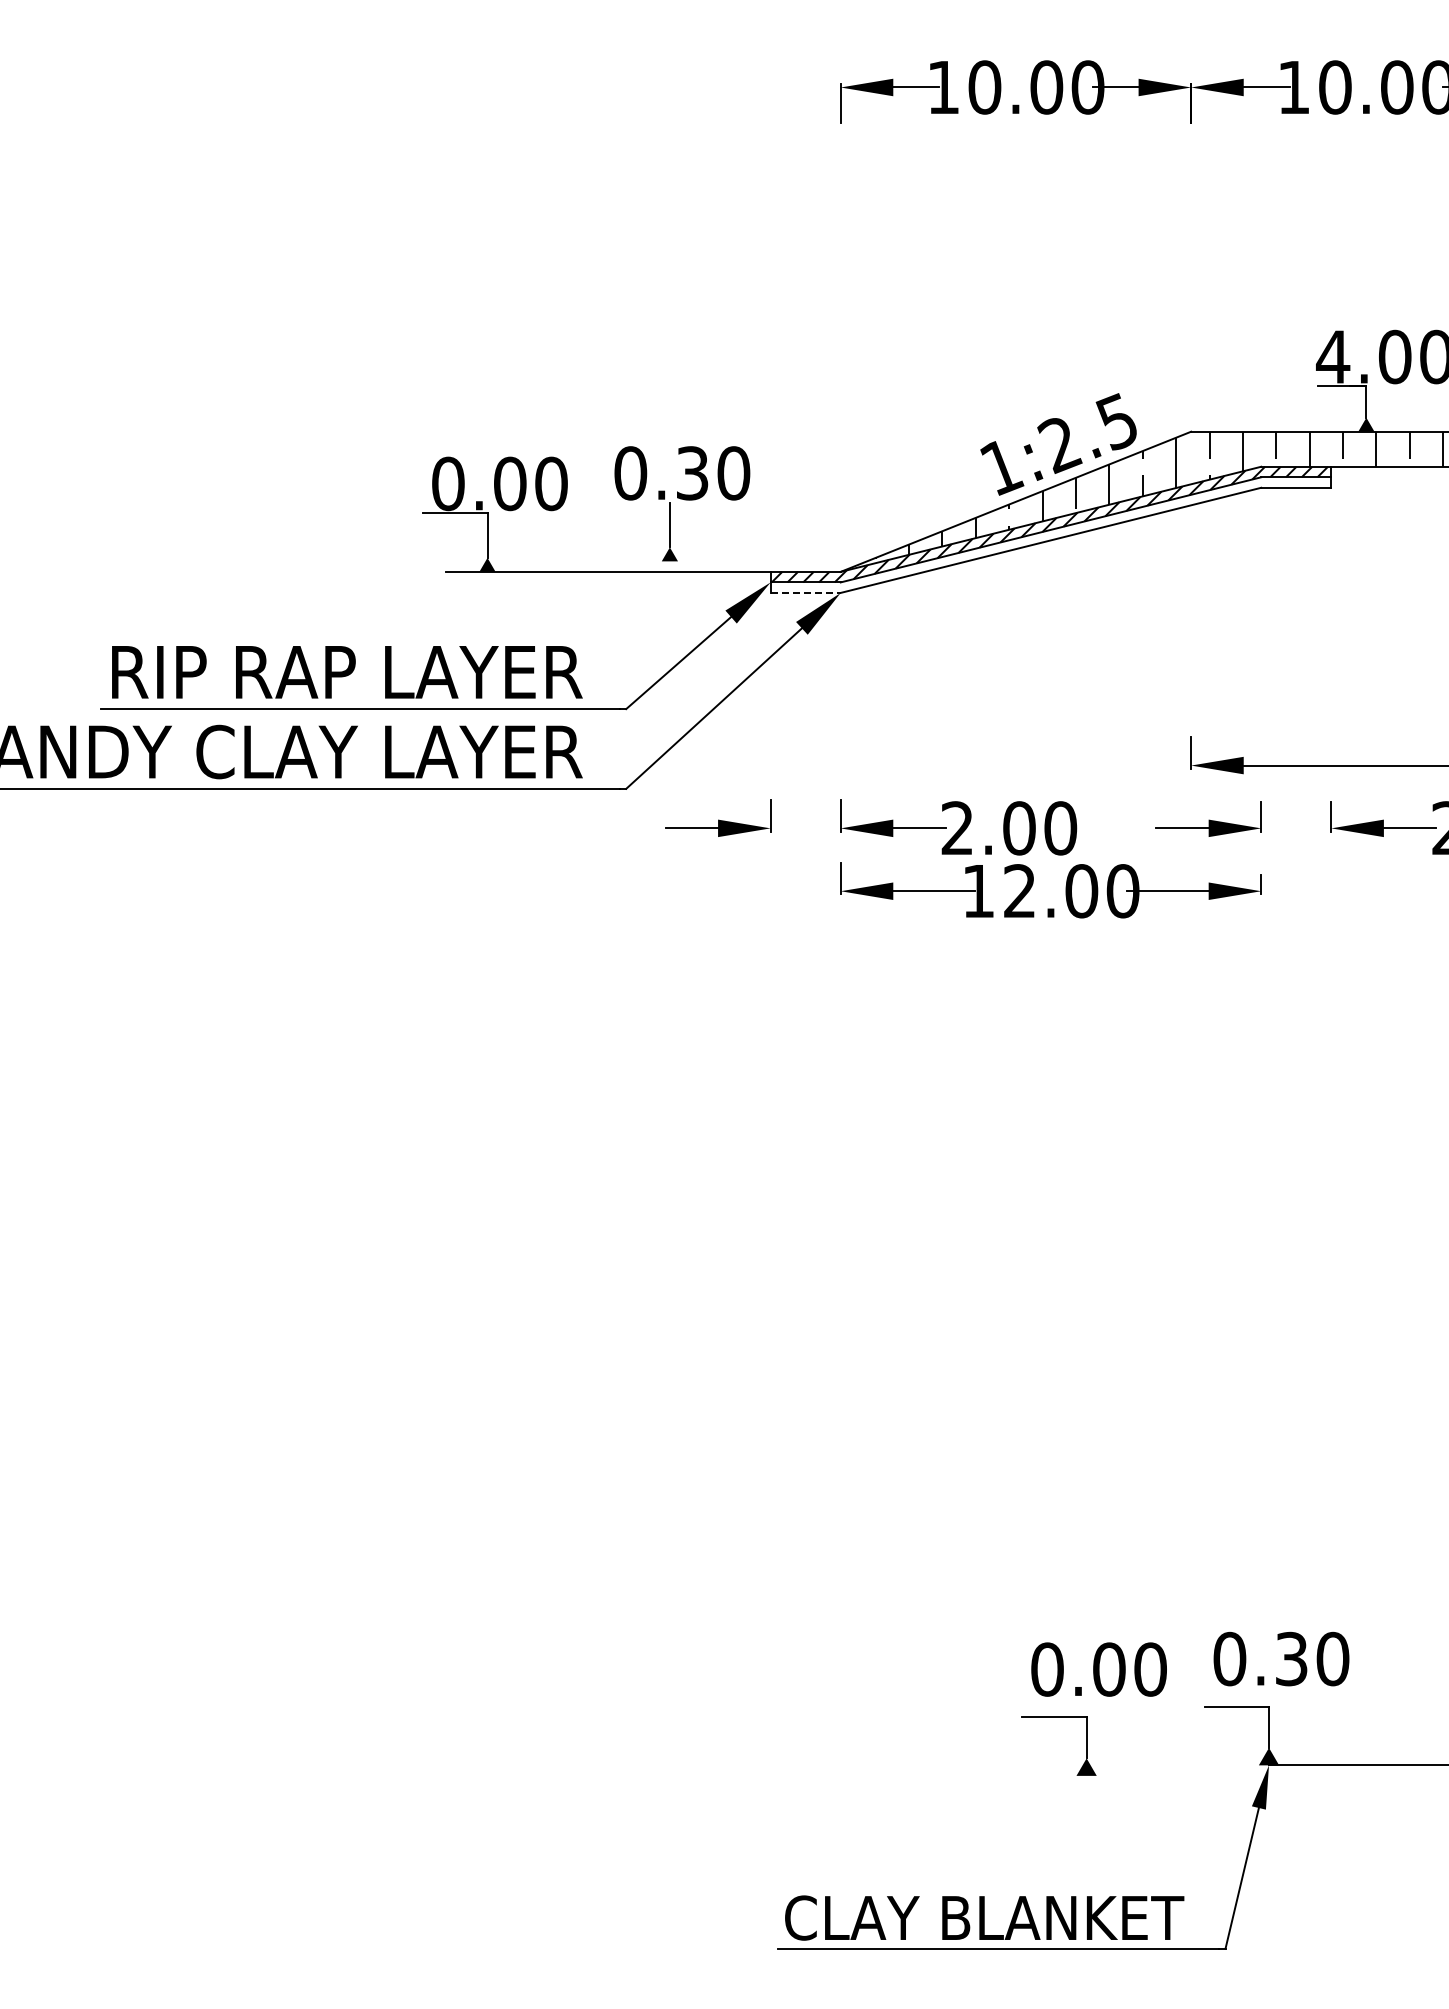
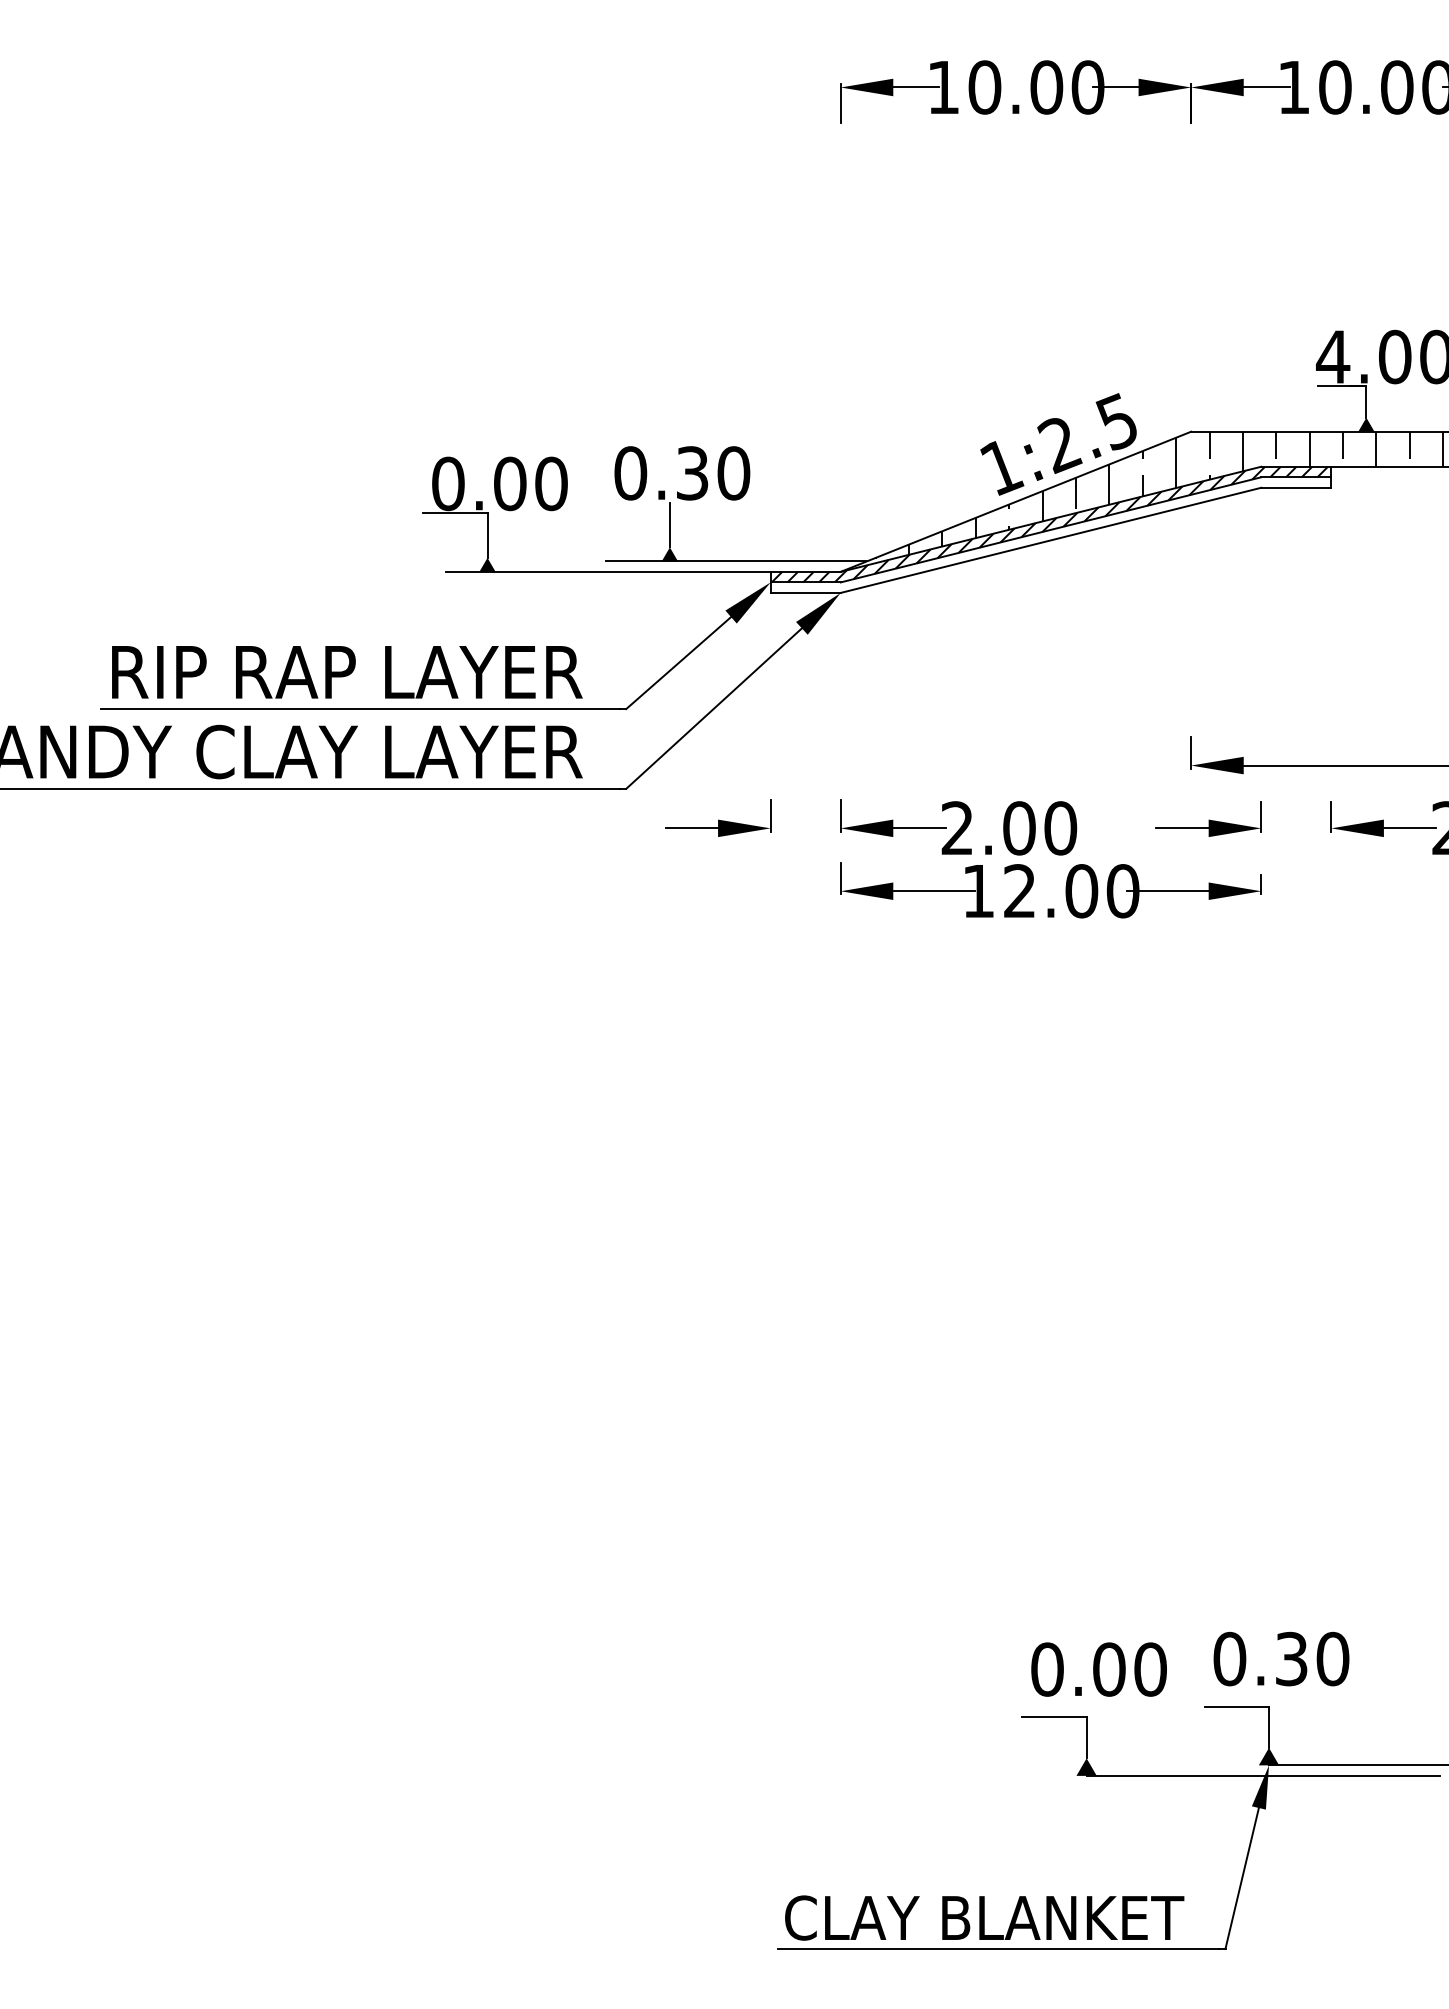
line: none -> present (736, 561)
line: dashed -> solid (806, 592)
line: none -> present (1262, 1775)
